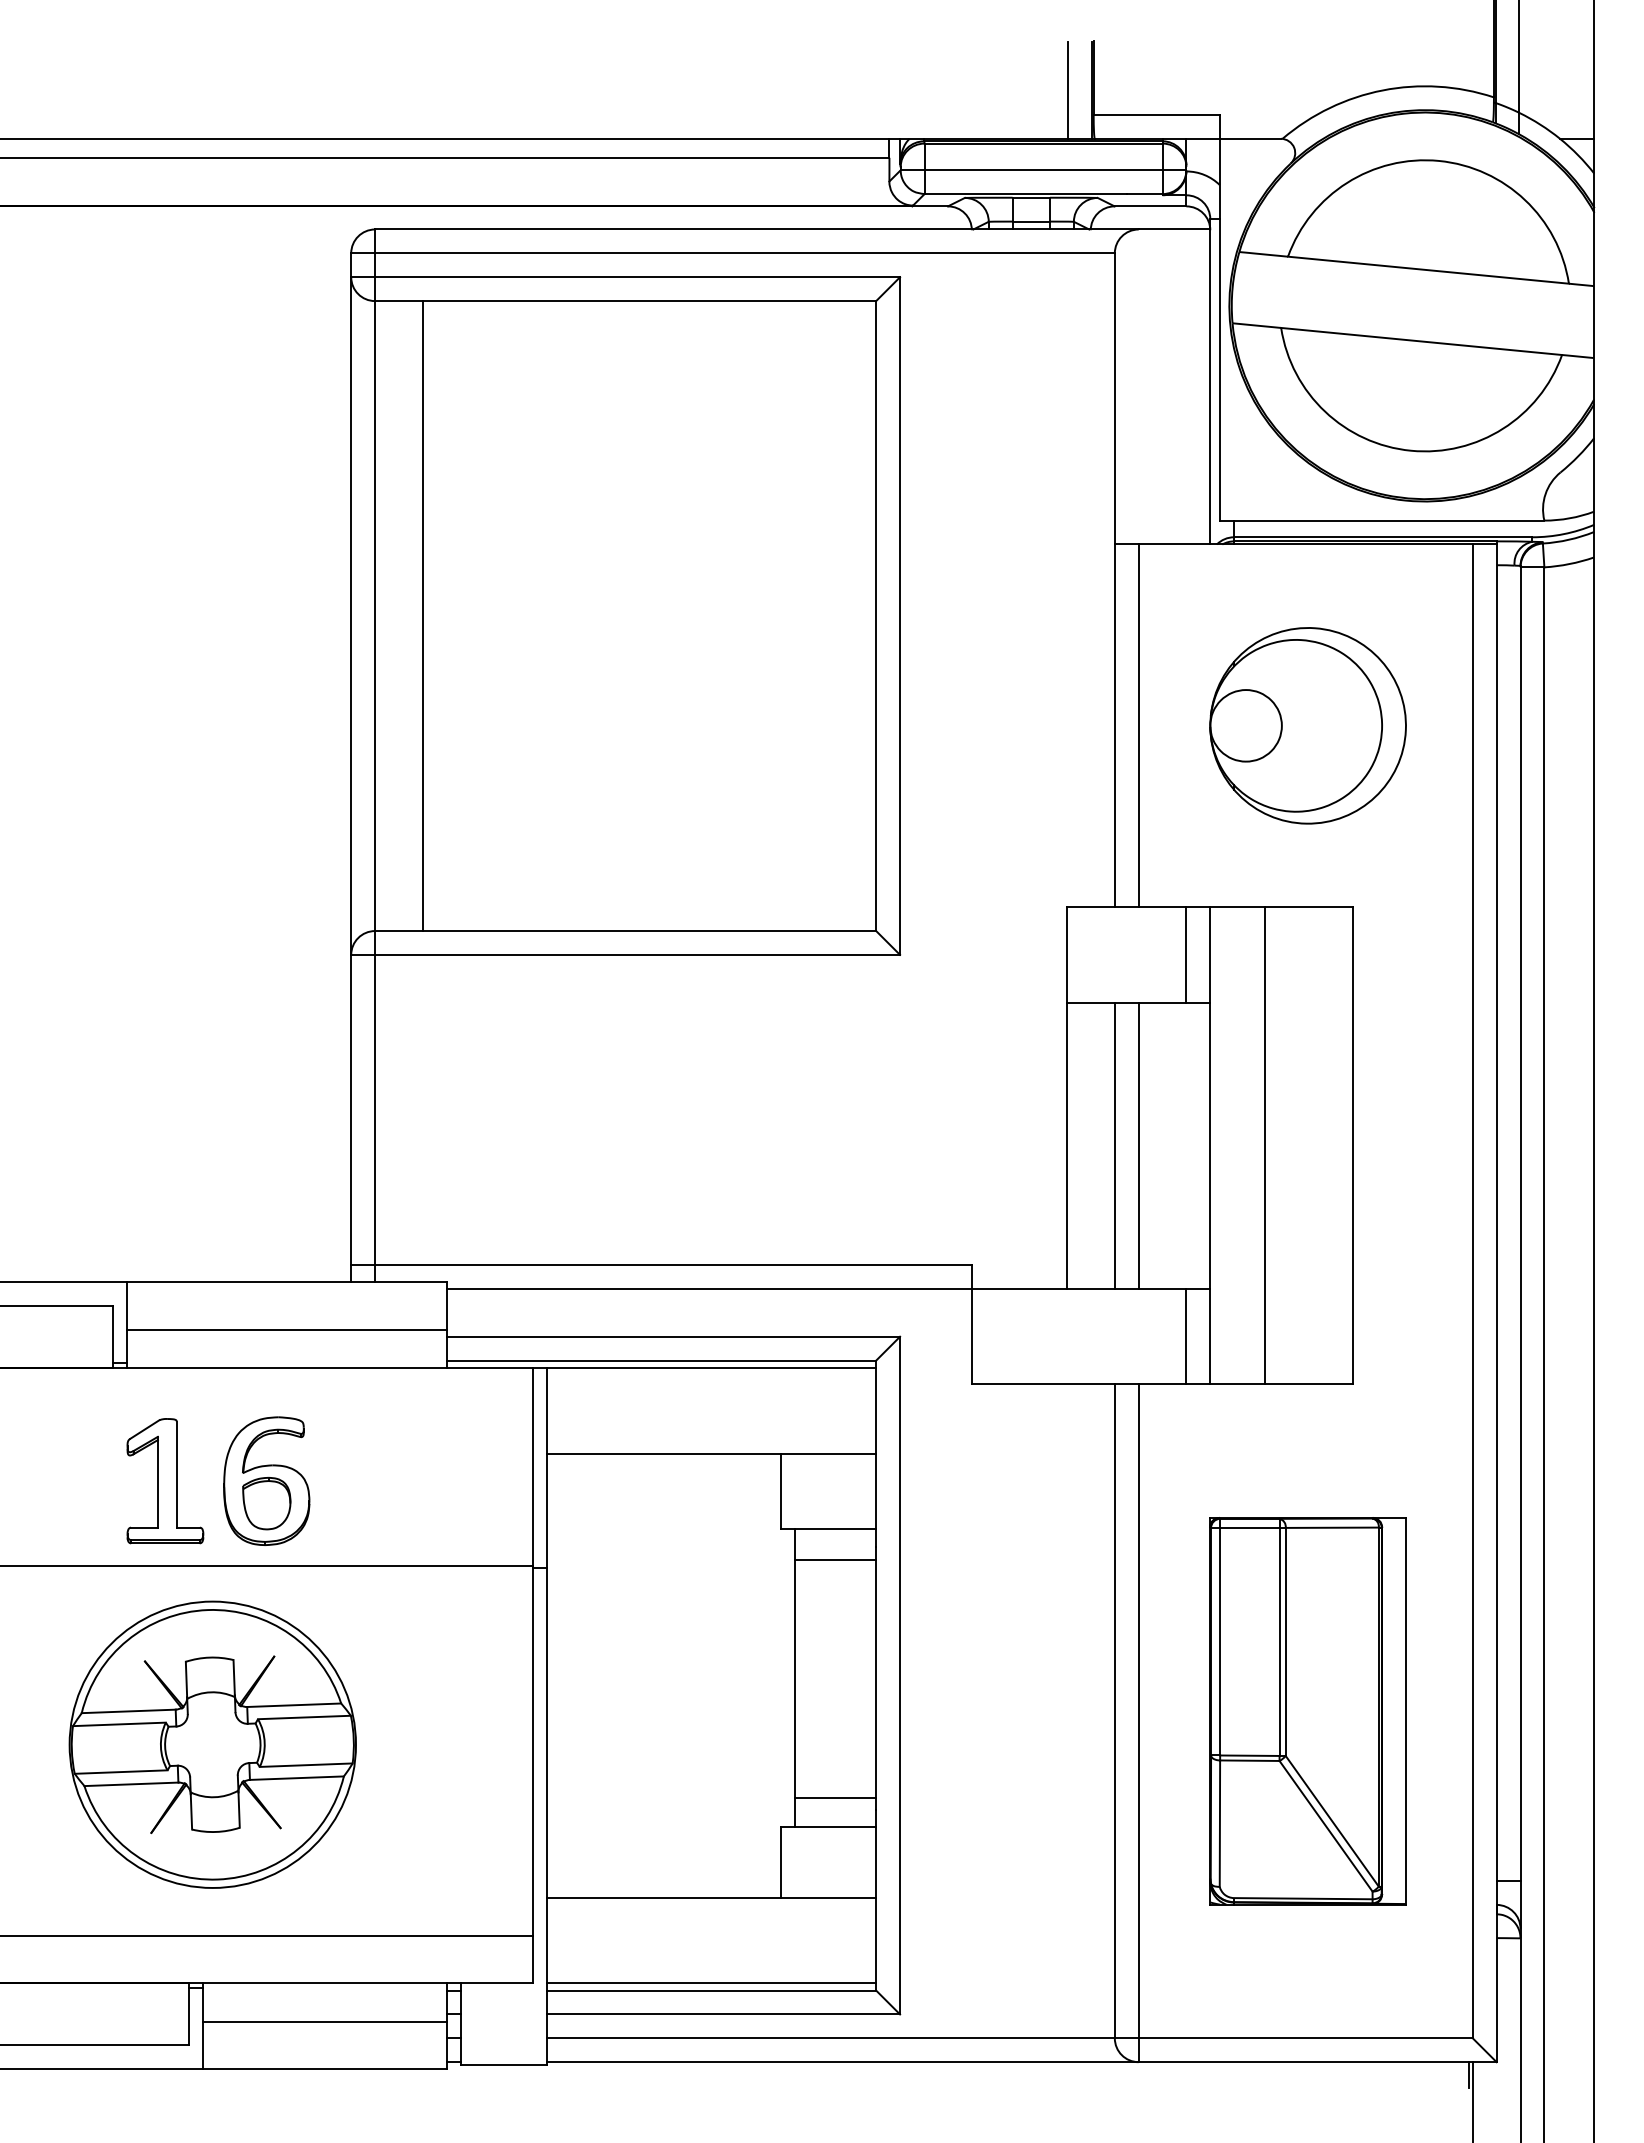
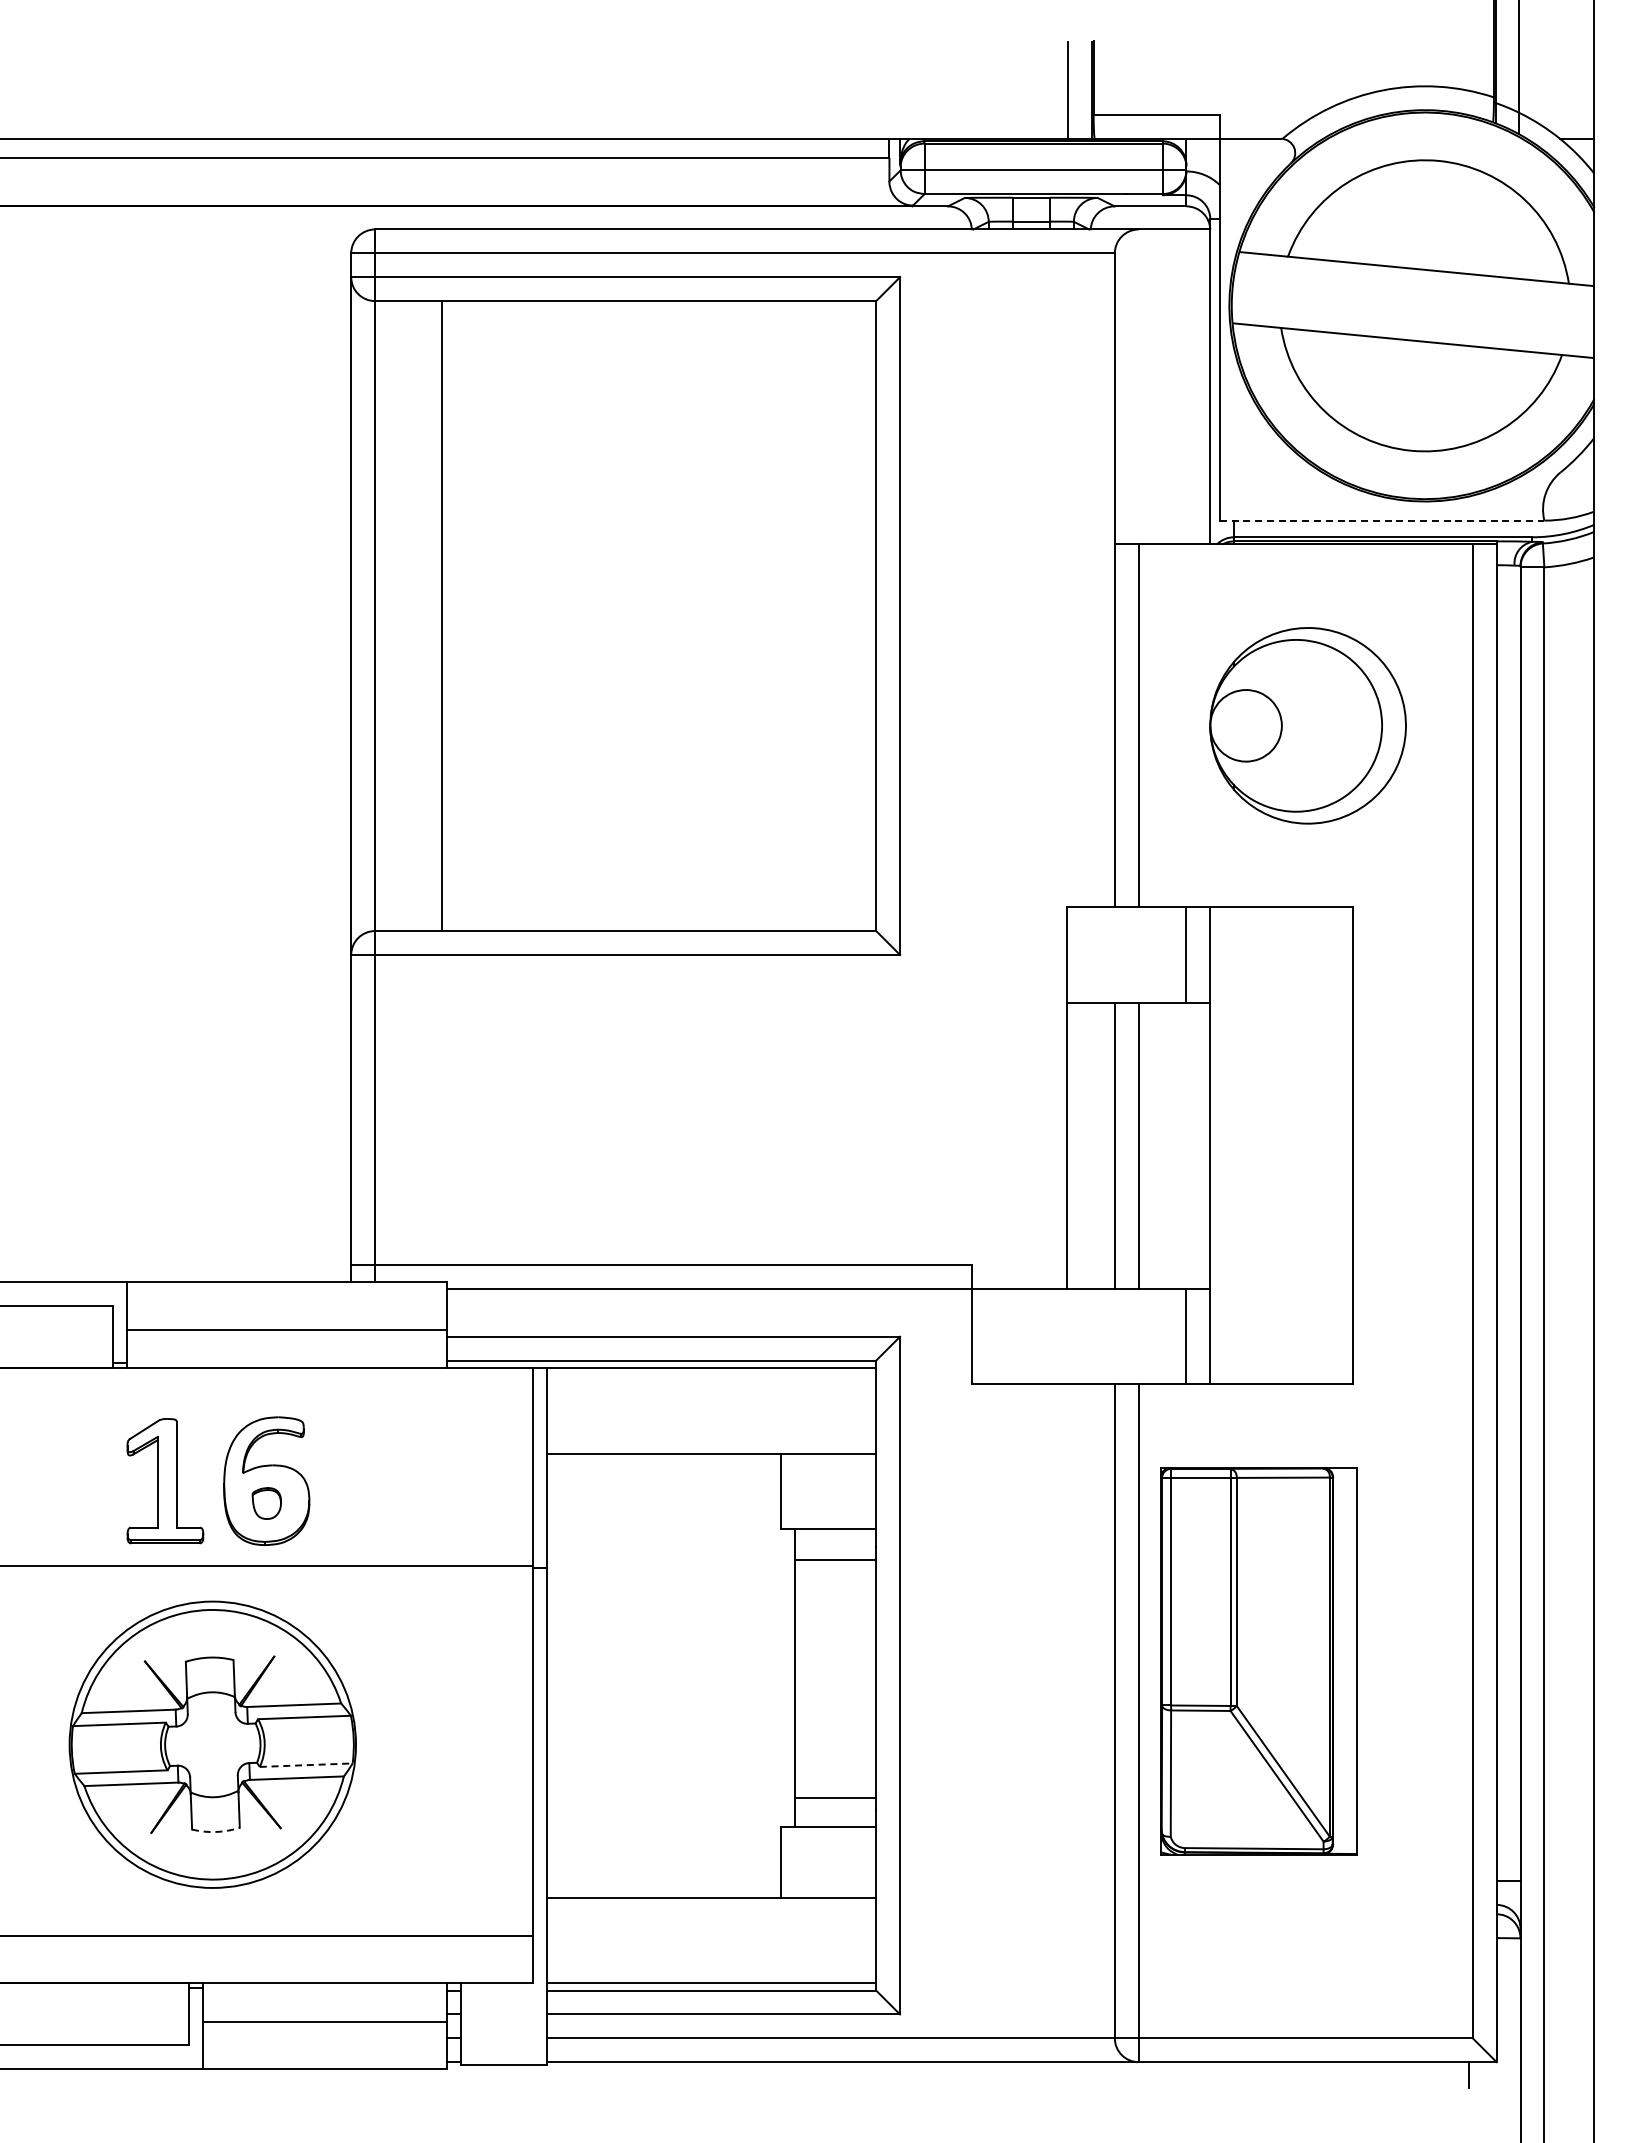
line: solid -> dashed (1382, 520)
line position: (422, 616) -> (441, 616) (441, 616)
line: present -> none (1265, 1145)
part size: 50x55 px -> 31x33 px (266, 1503)
part position: (1307, 1711) -> (1258, 1661) (1258, 1661)
line: solid -> dashed (306, 1765)
arc: solid -> dashed (216, 1831)
line: present -> none (1472, 2100)
